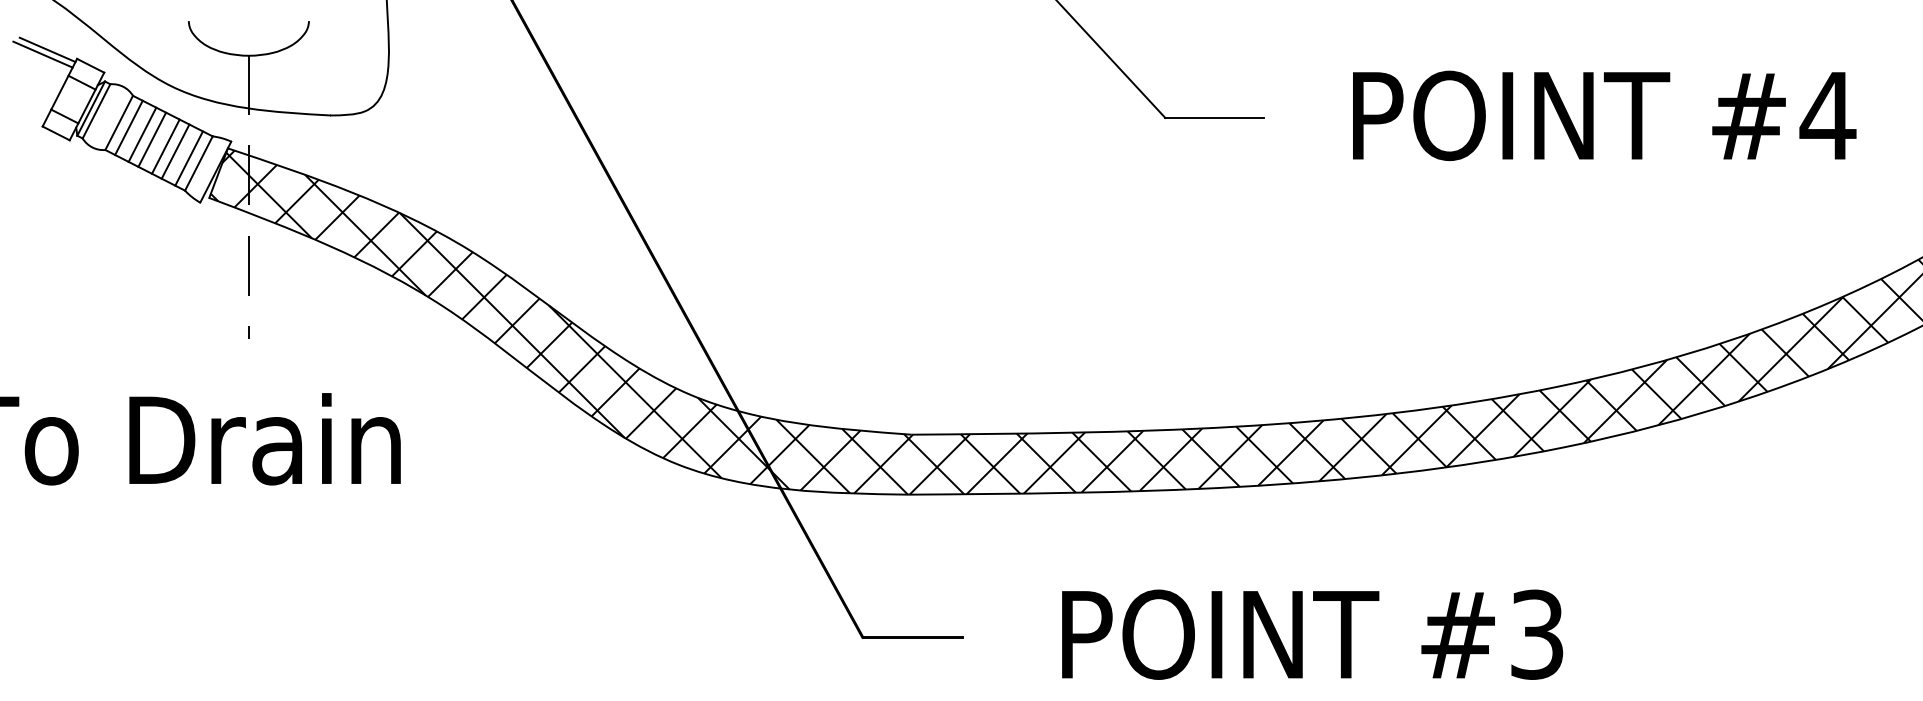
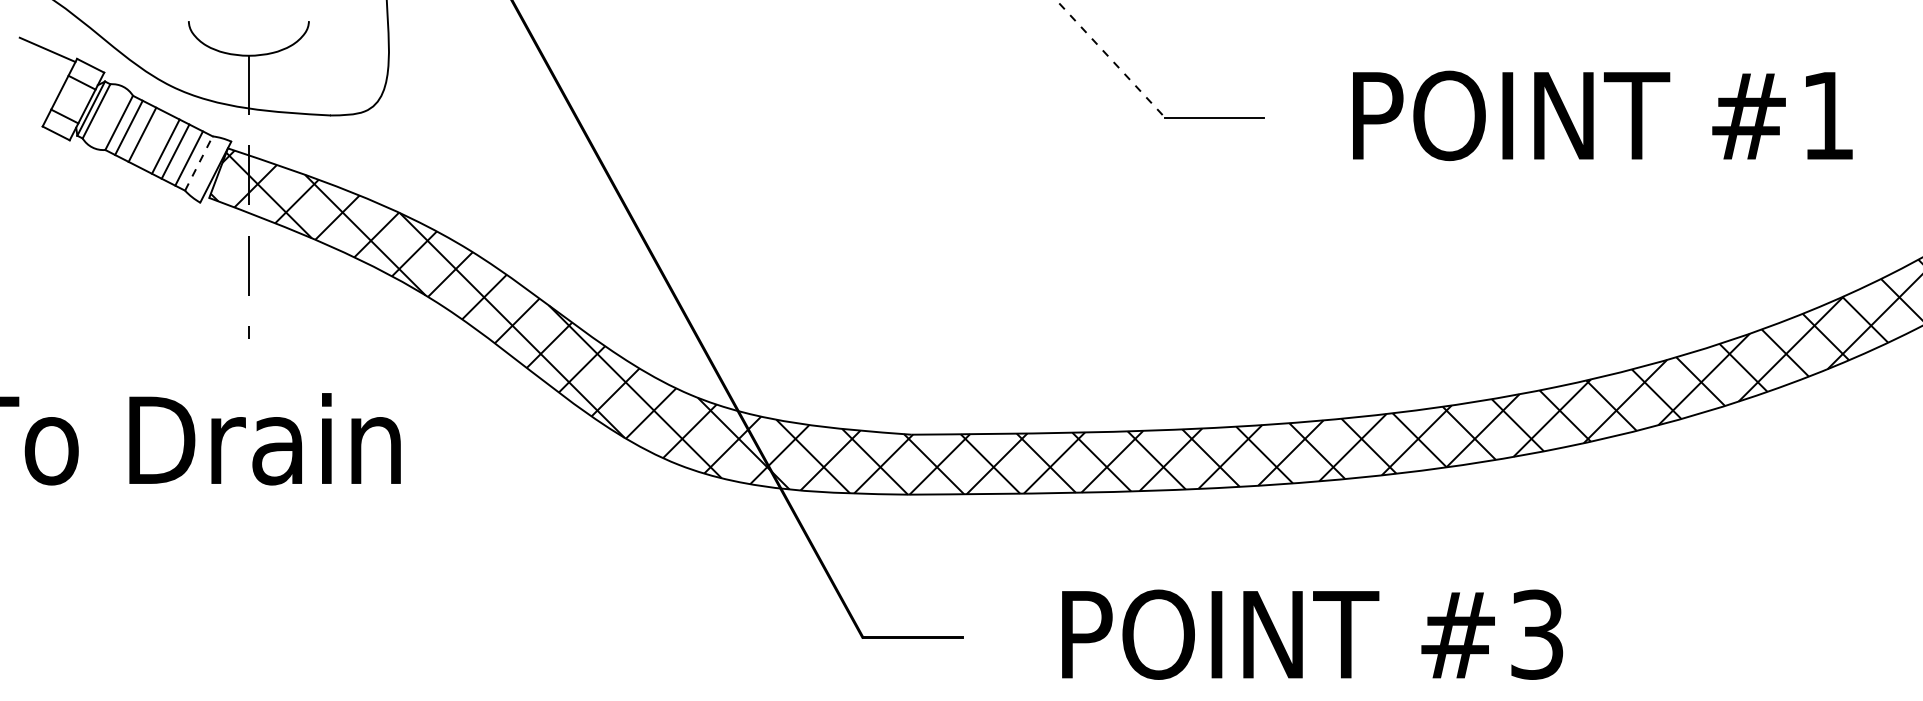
line: present -> none (42, 54)
line: solid -> dashed (1111, 59)
text: #4 -> #1 (1827, 115)
line: present -> none (152, 139)
line: solid -> dashed (199, 163)
